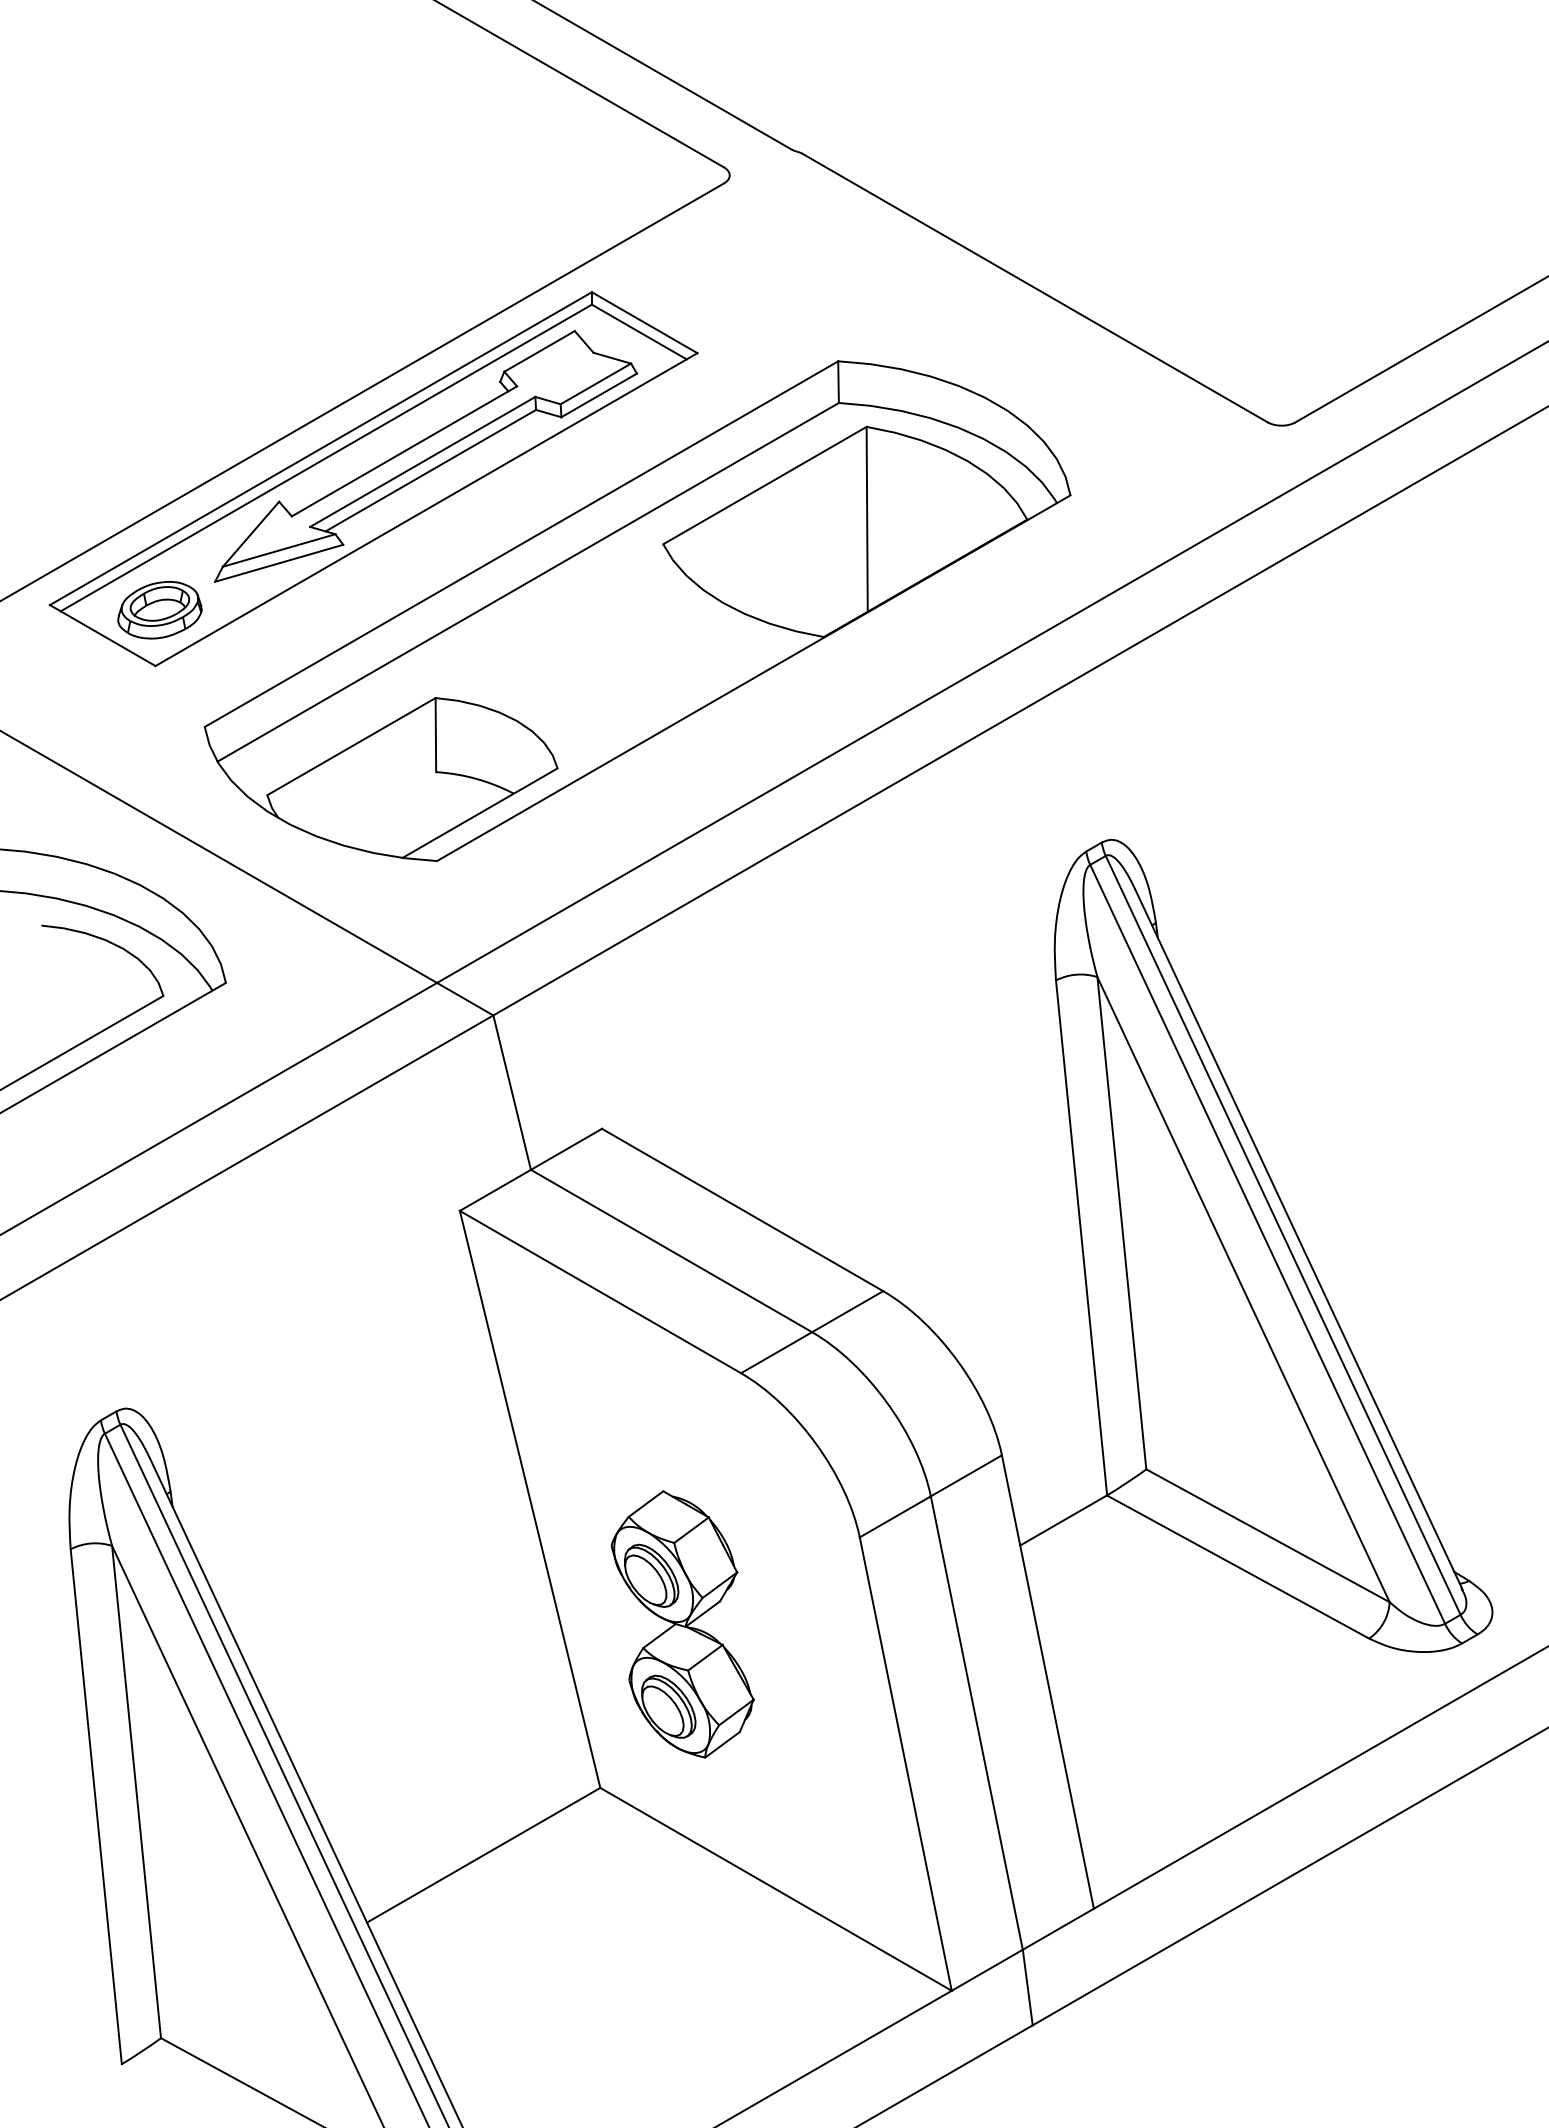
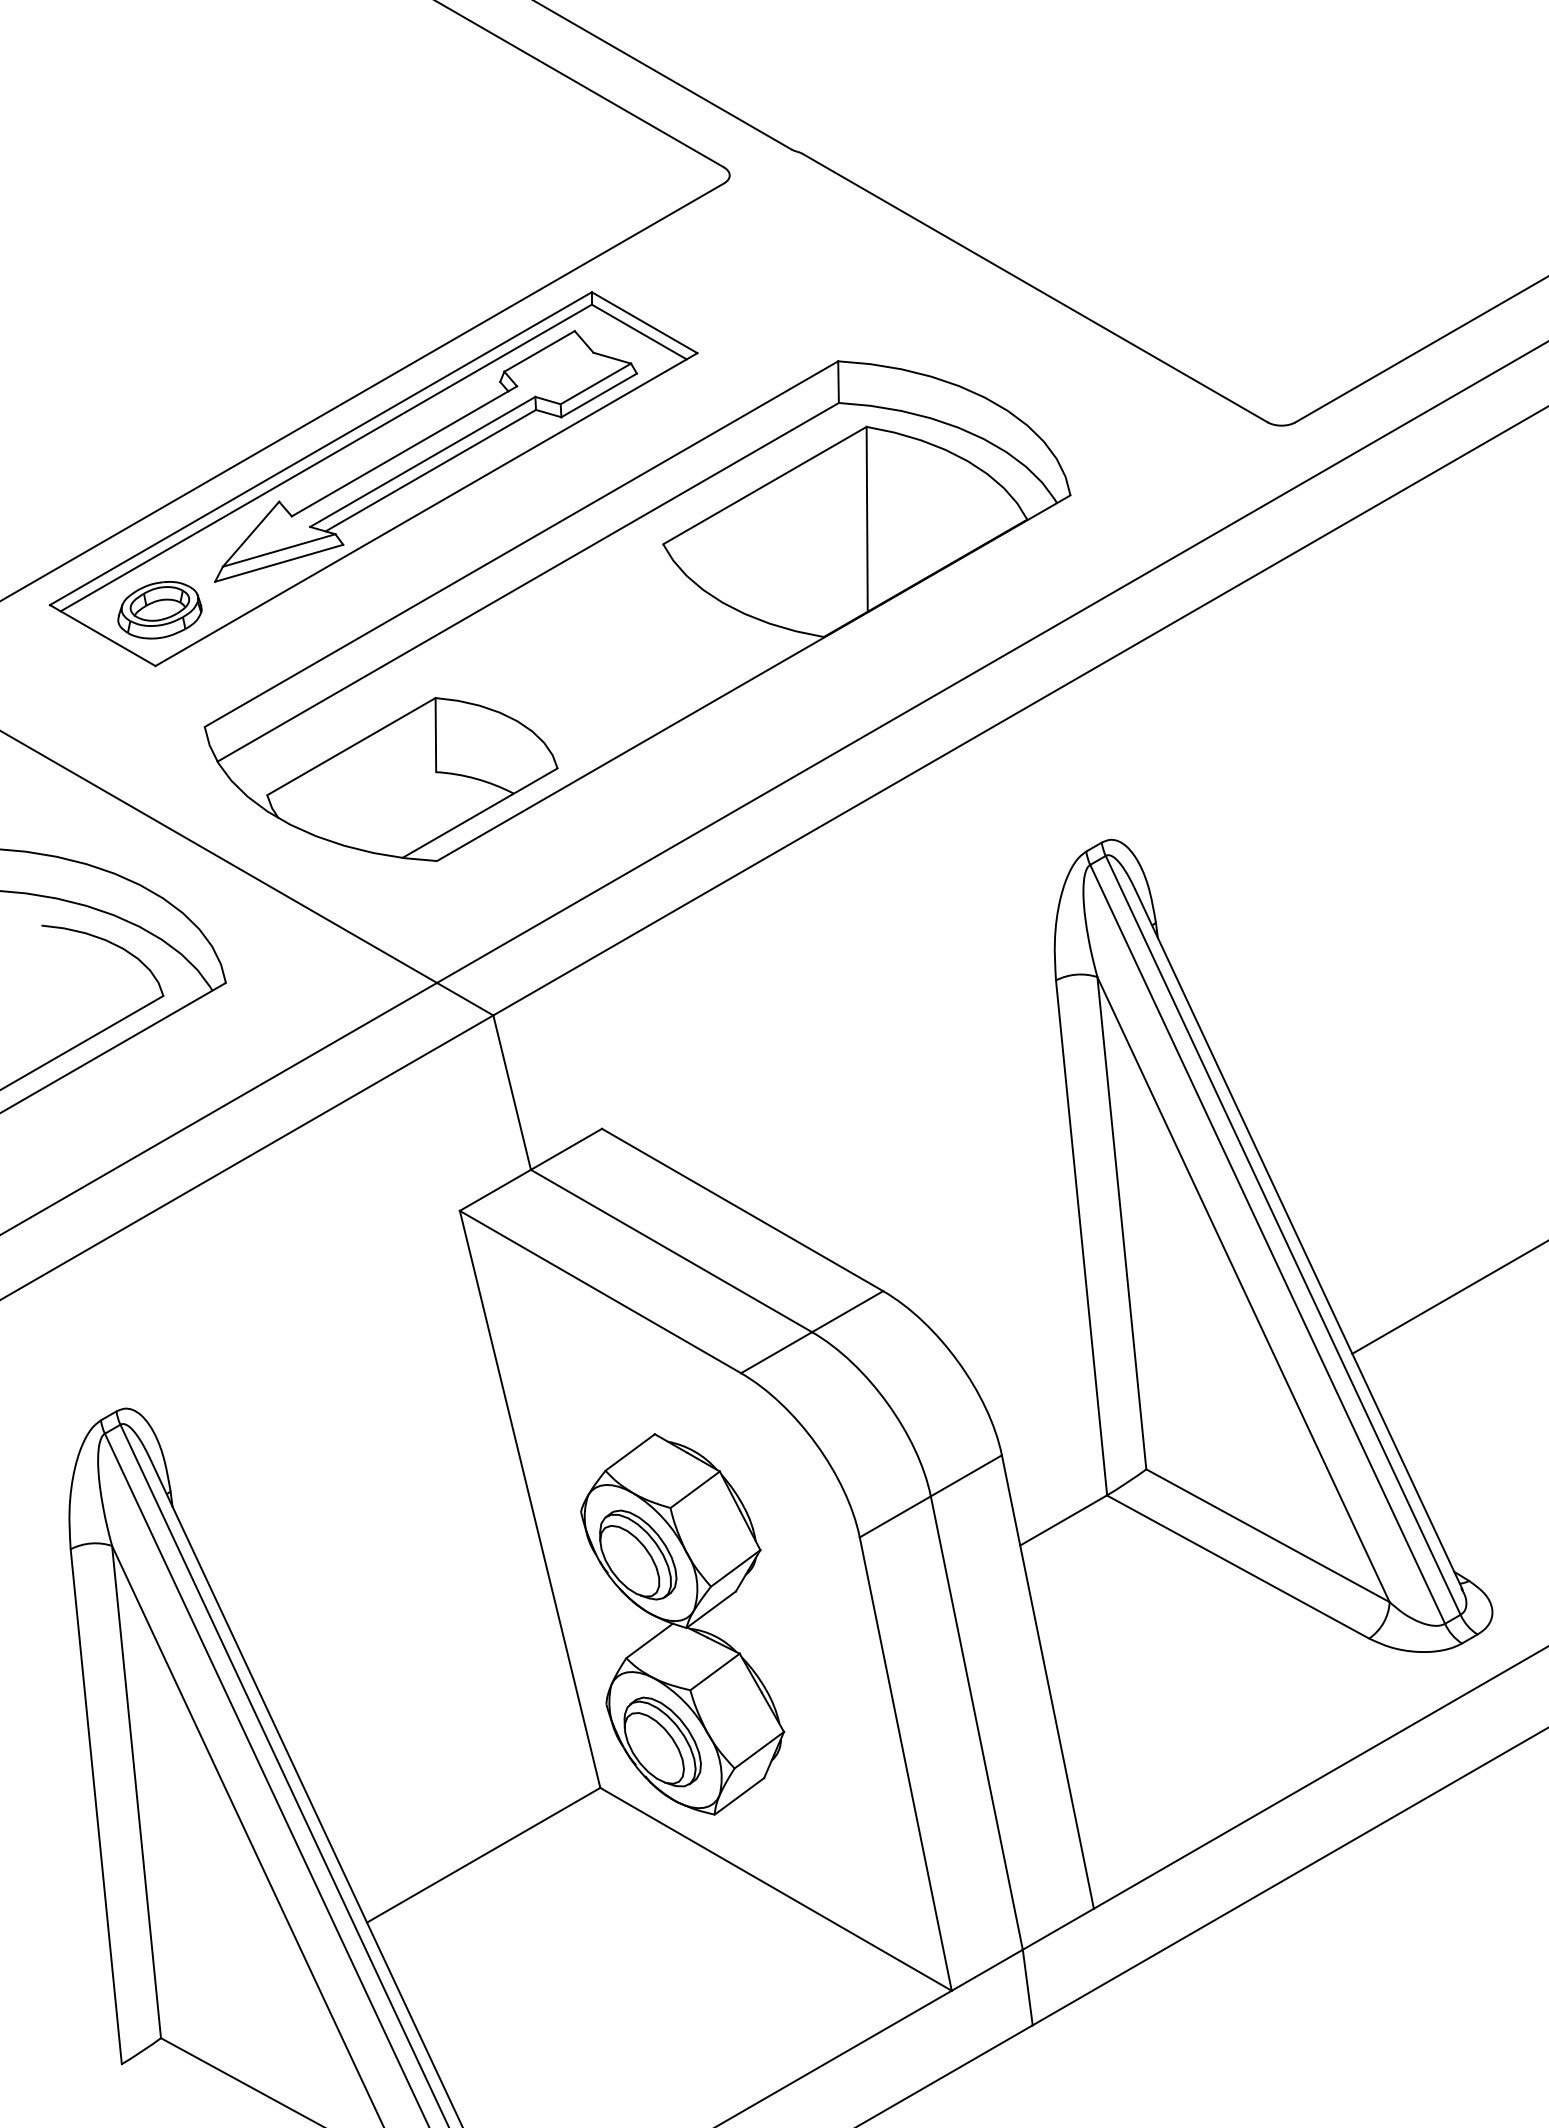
line: none -> present (1448, 1297)
part size: 145x269 px -> 206x383 px (682, 1624)
